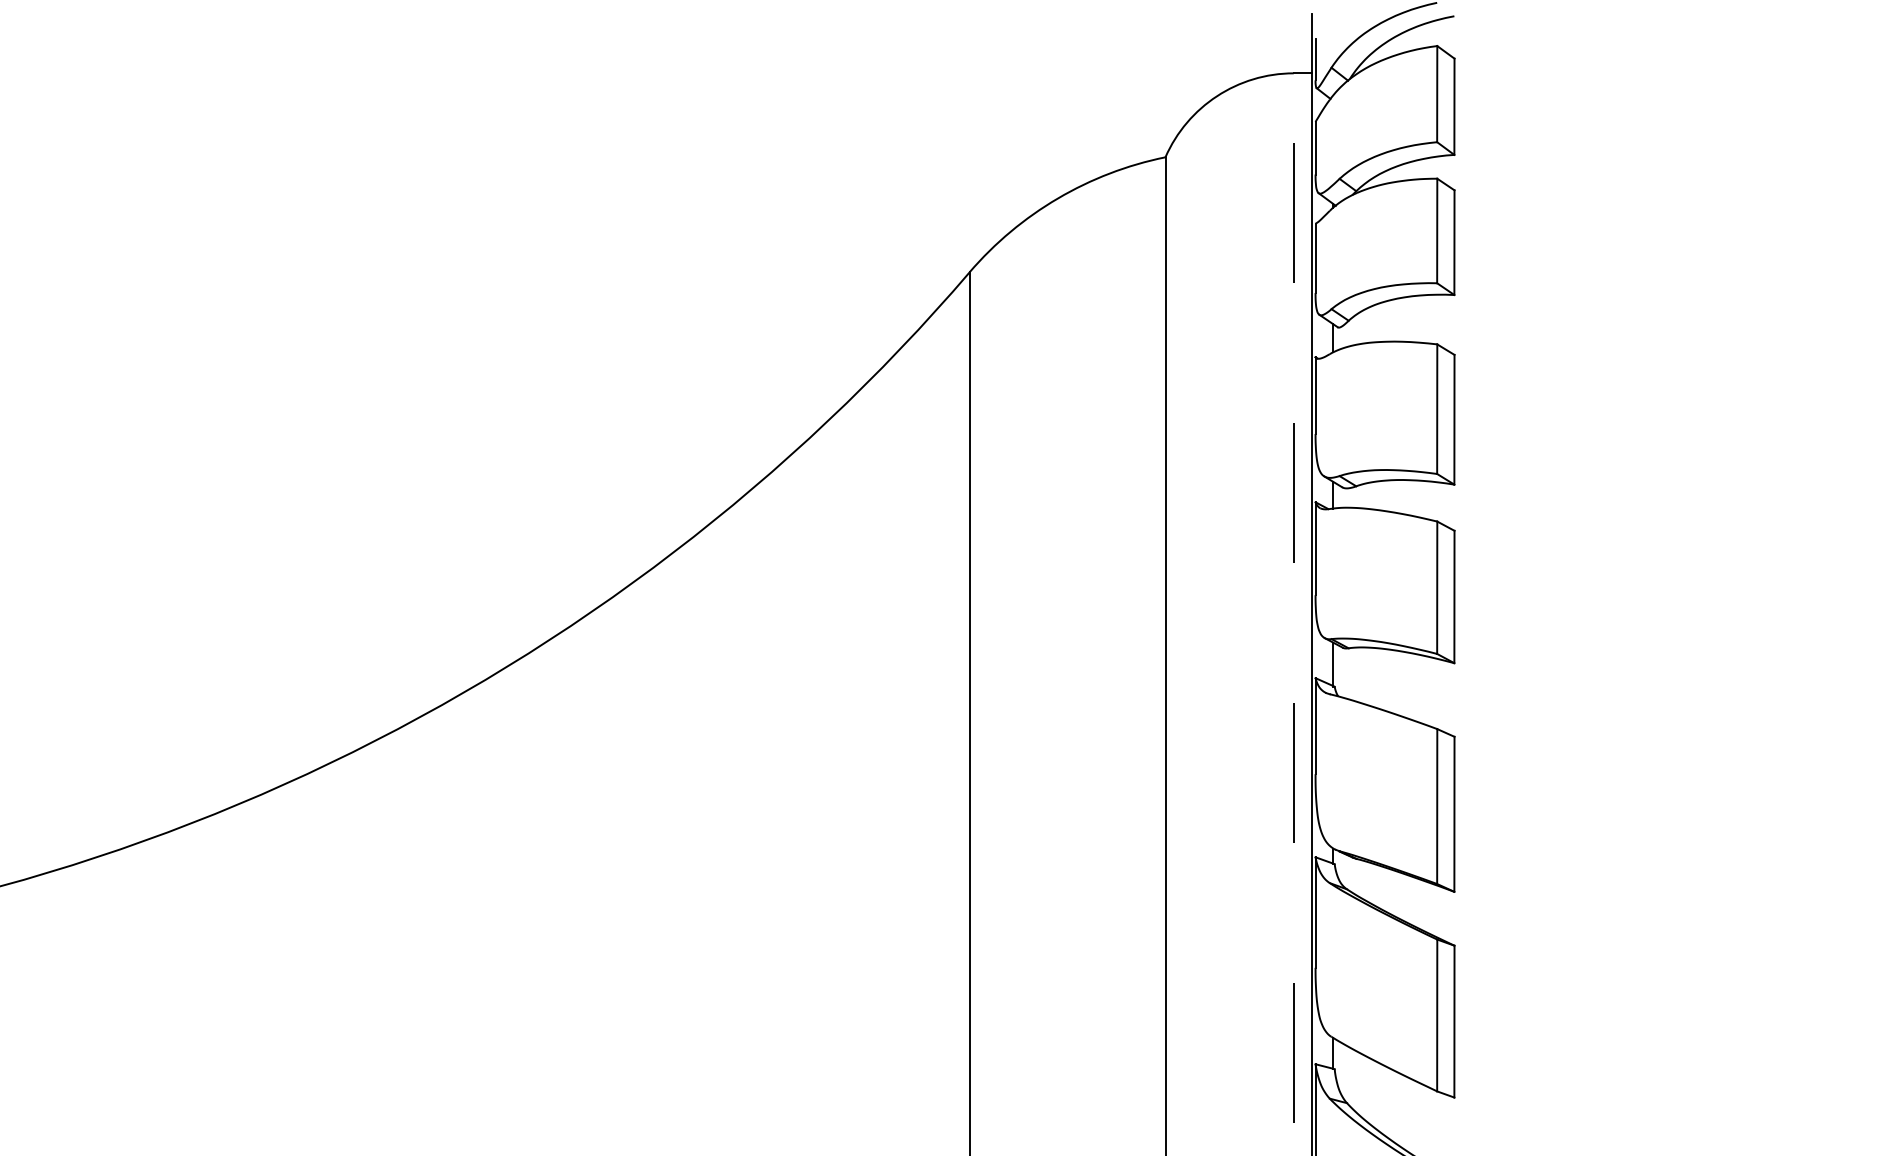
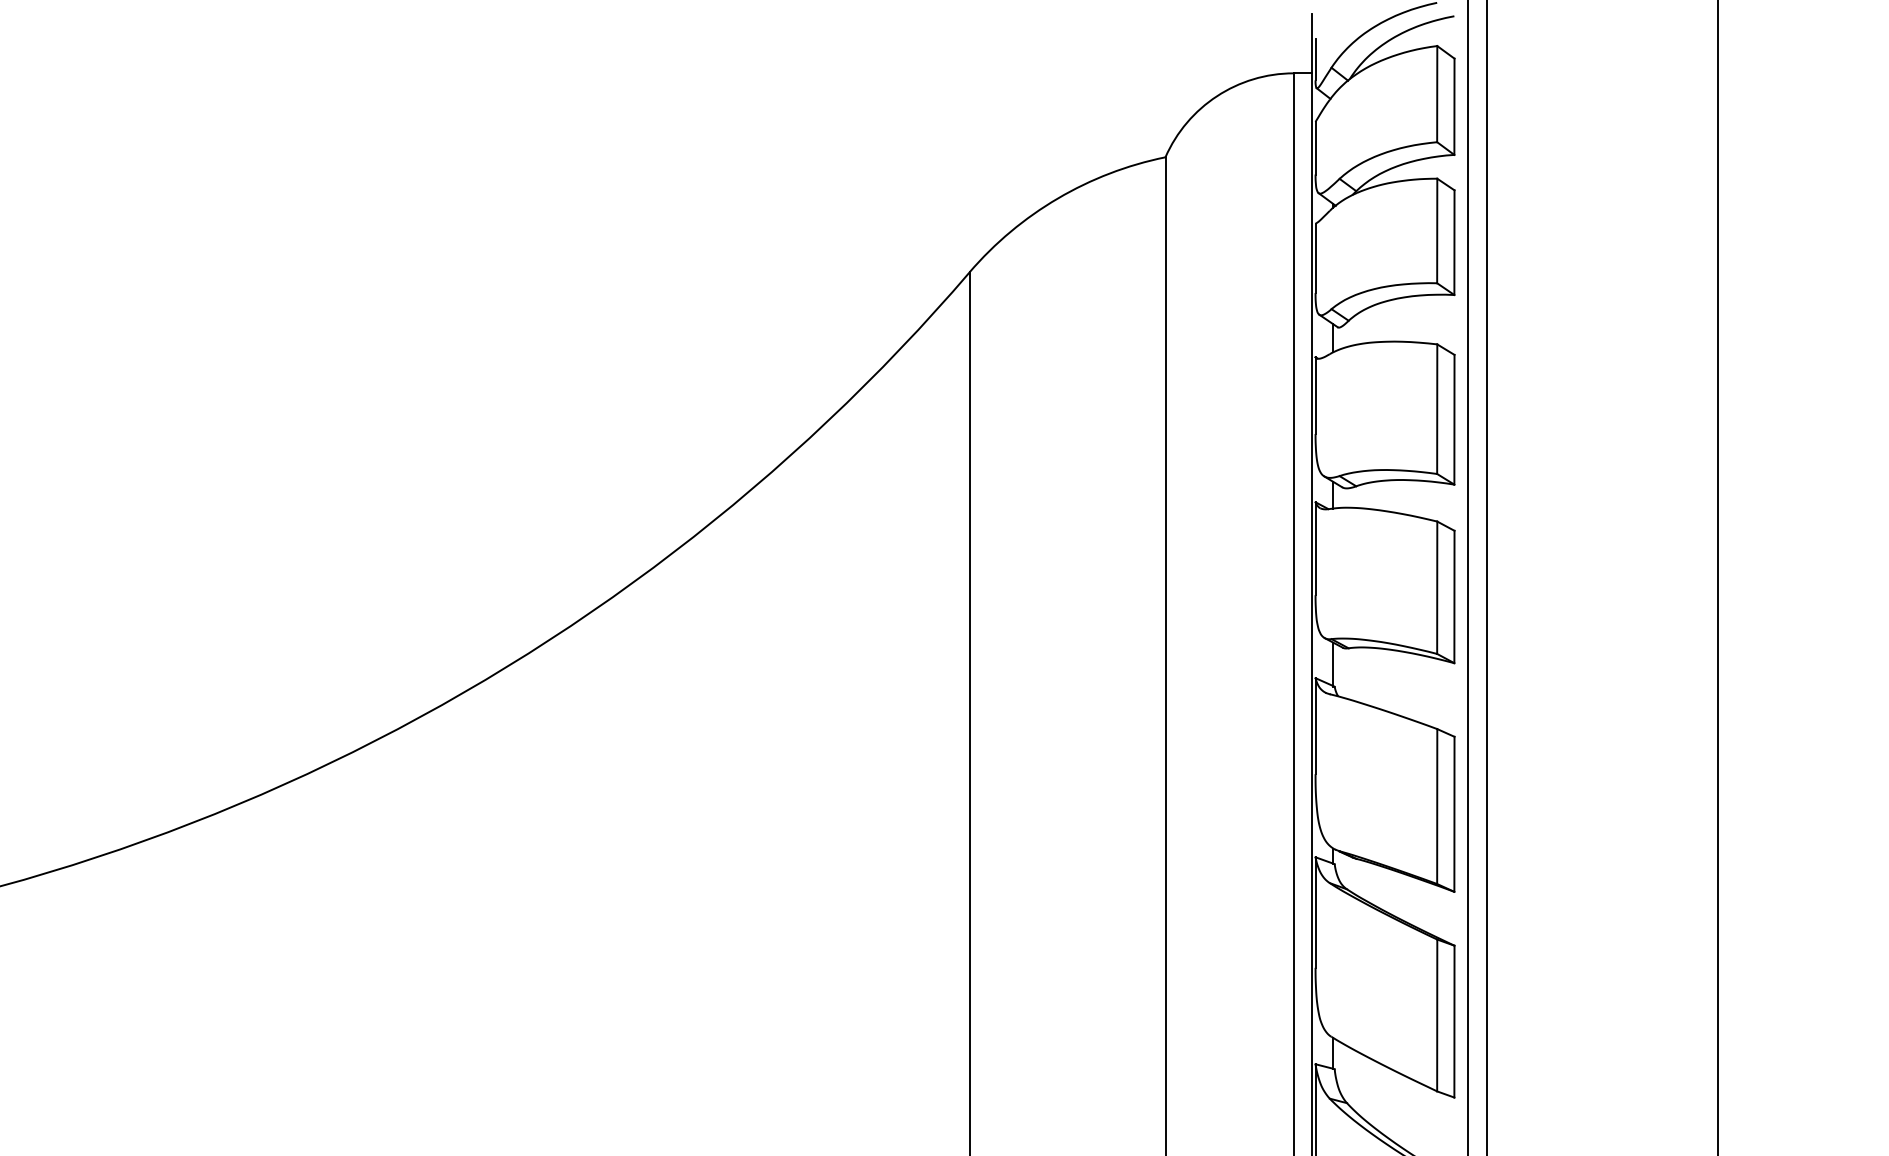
line: none -> present (1467, 577)
line: none -> present (1487, 577)
line: none -> present (1718, 577)
line: dashed -> solid (1293, 614)
